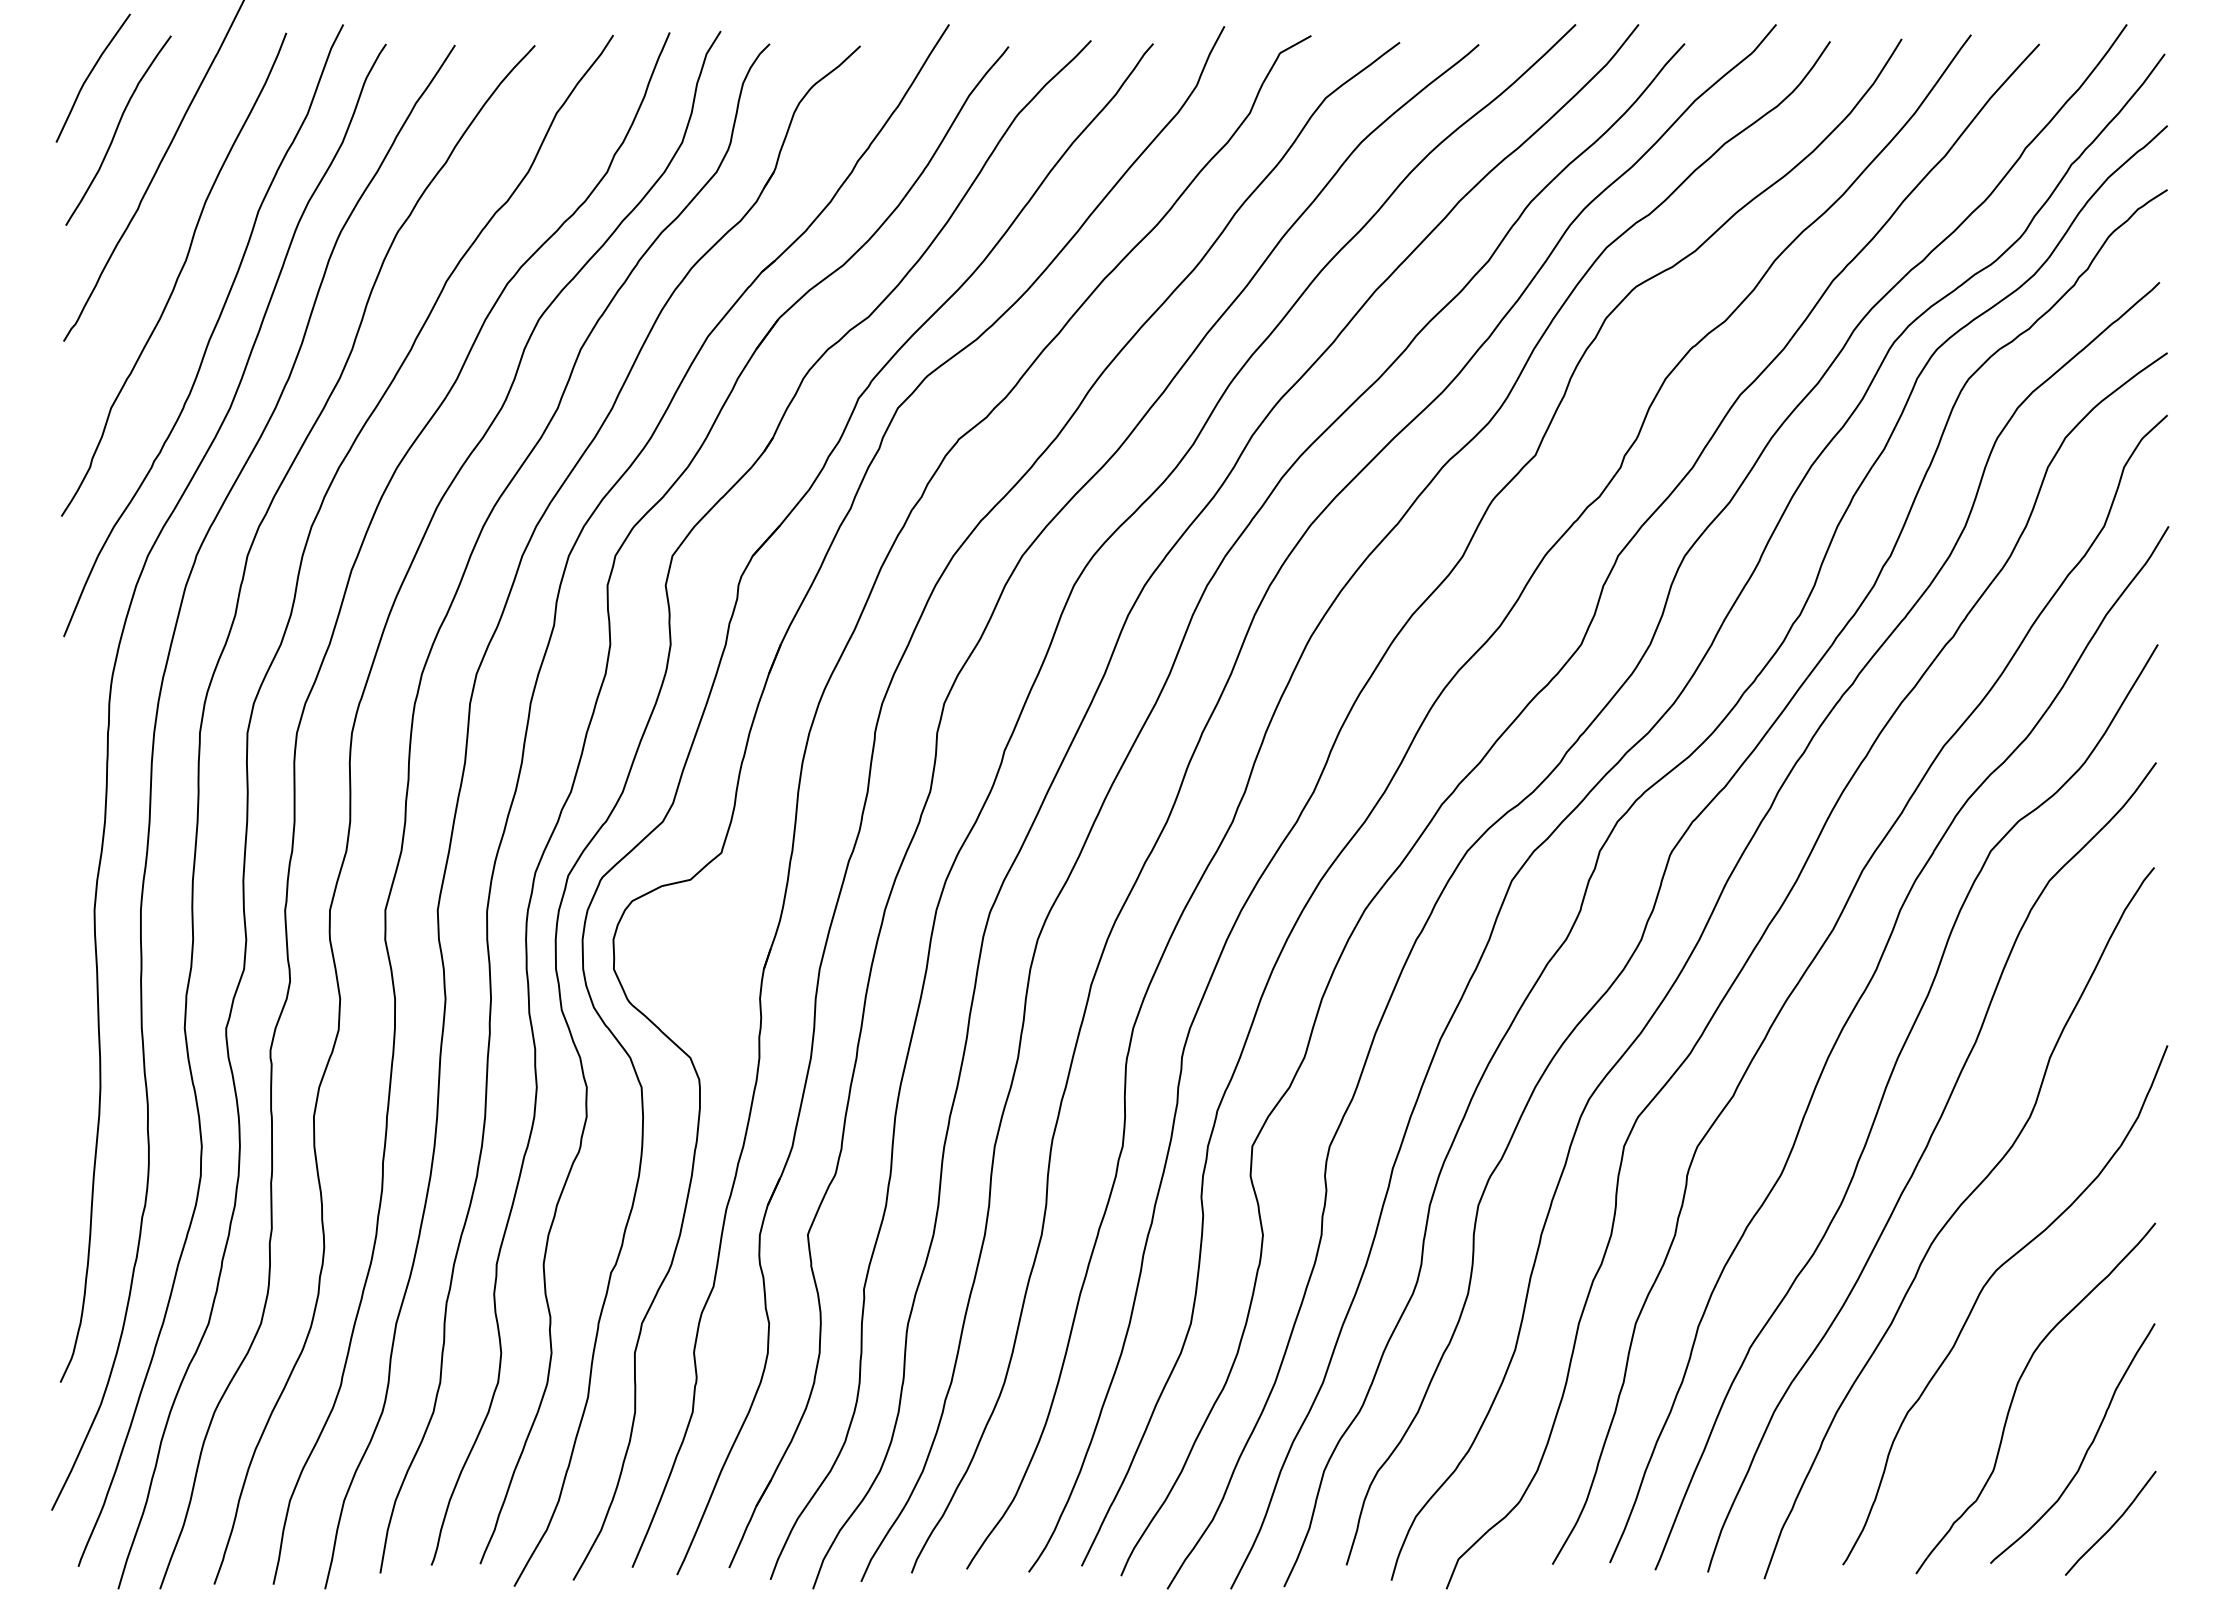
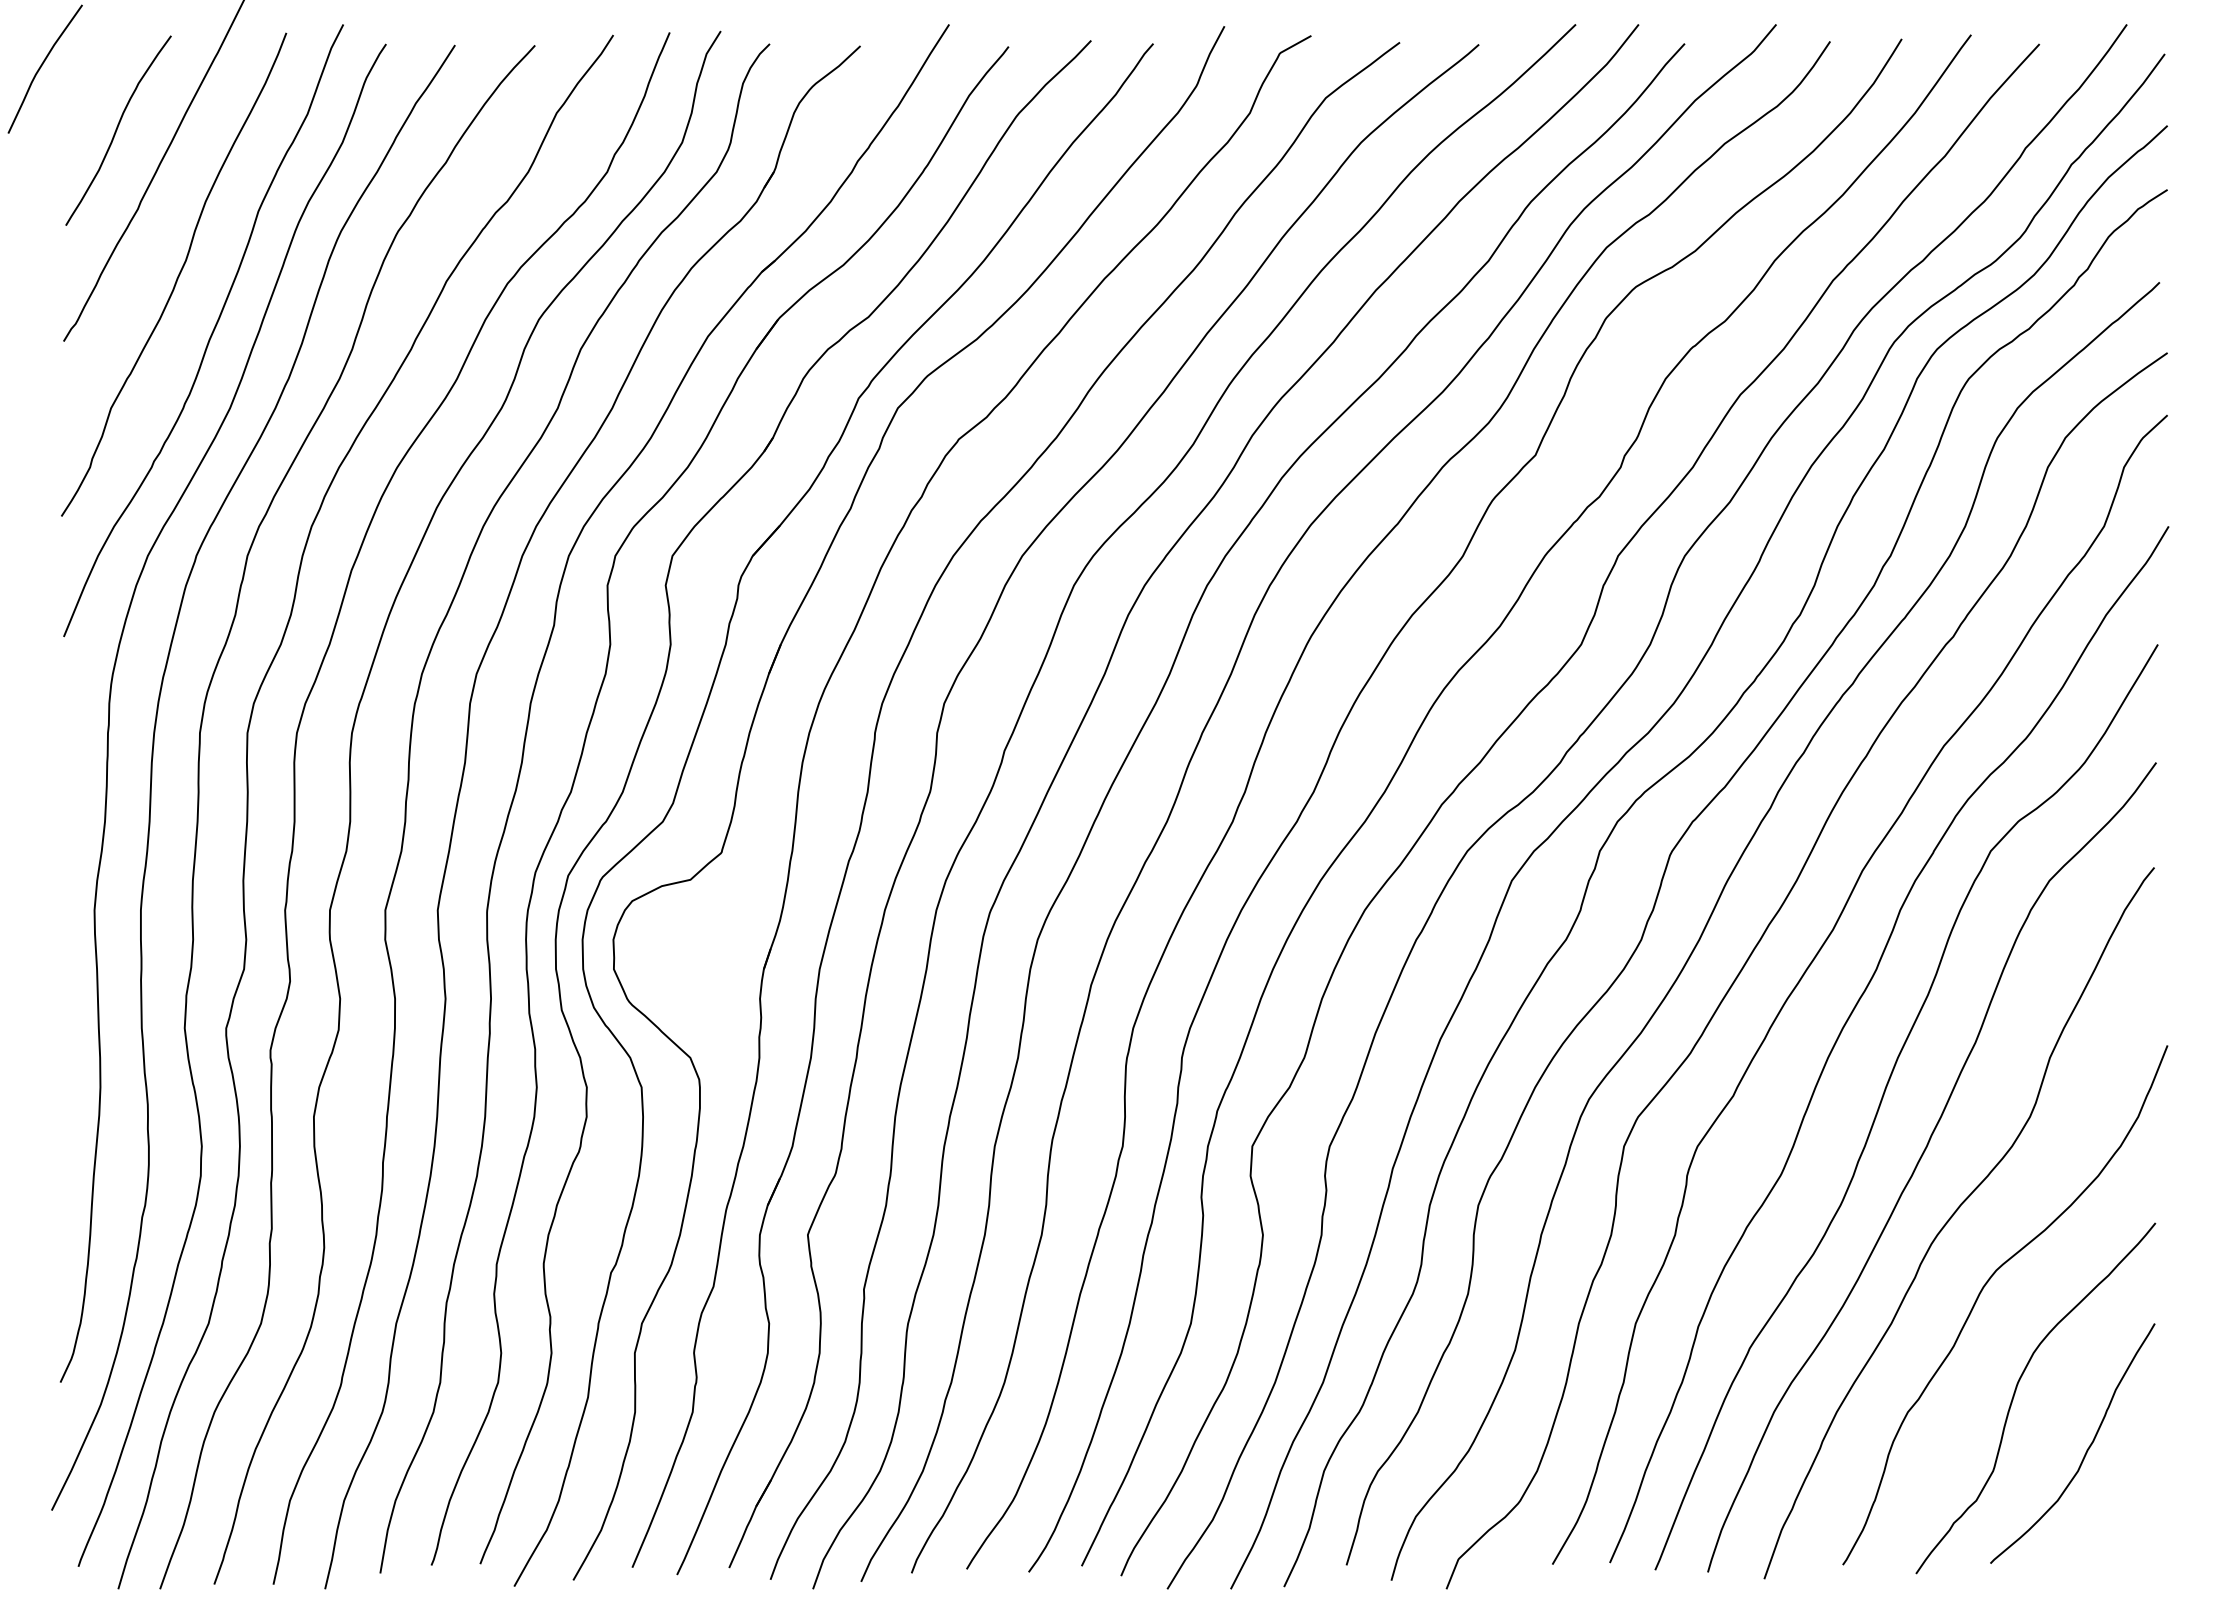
curve position: (89, 76) -> (41, 67) (41, 67)
curve: present -> none (2112, 1524)
